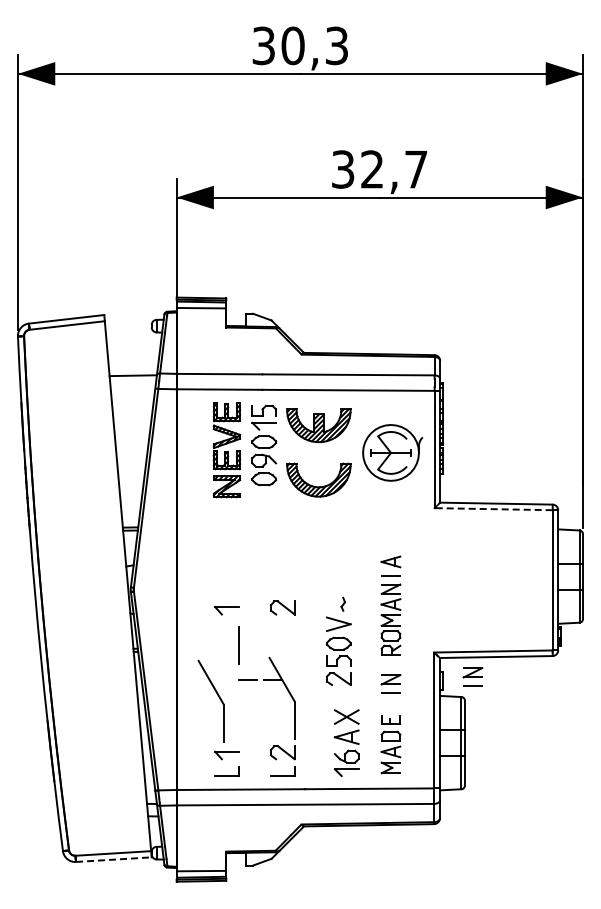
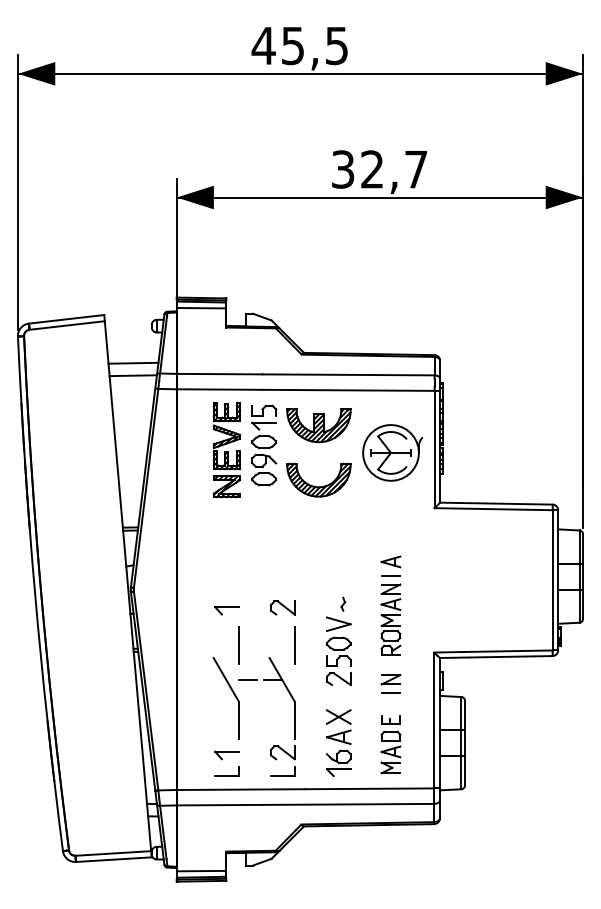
text: 30,3 -> 45,5 (299, 45)
line: none -> present (133, 362)
line: dashed -> solid (493, 509)
line: none -> present (294, 645)
part: present -> none (472, 676)
part position: (218, 697) -> (233, 694) (233, 694)
part position: (346, 743) -> (338, 743) (338, 743)
line: dashed -> solid (113, 859)
